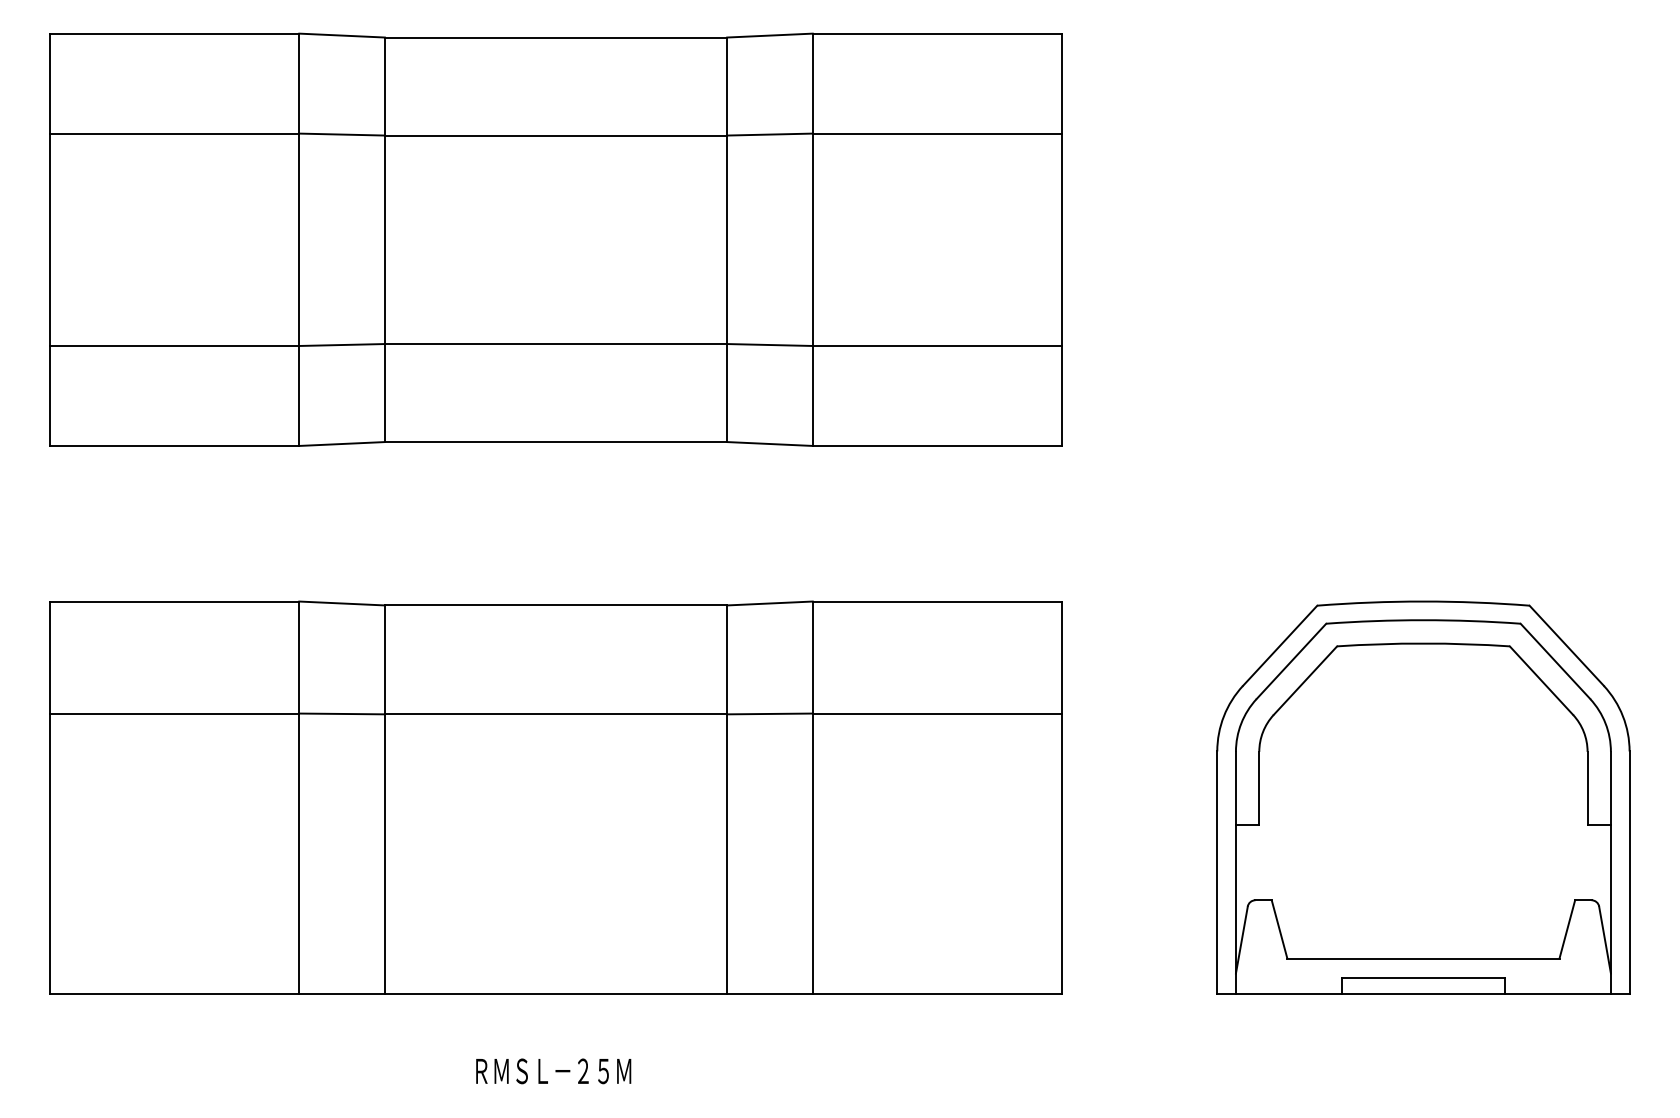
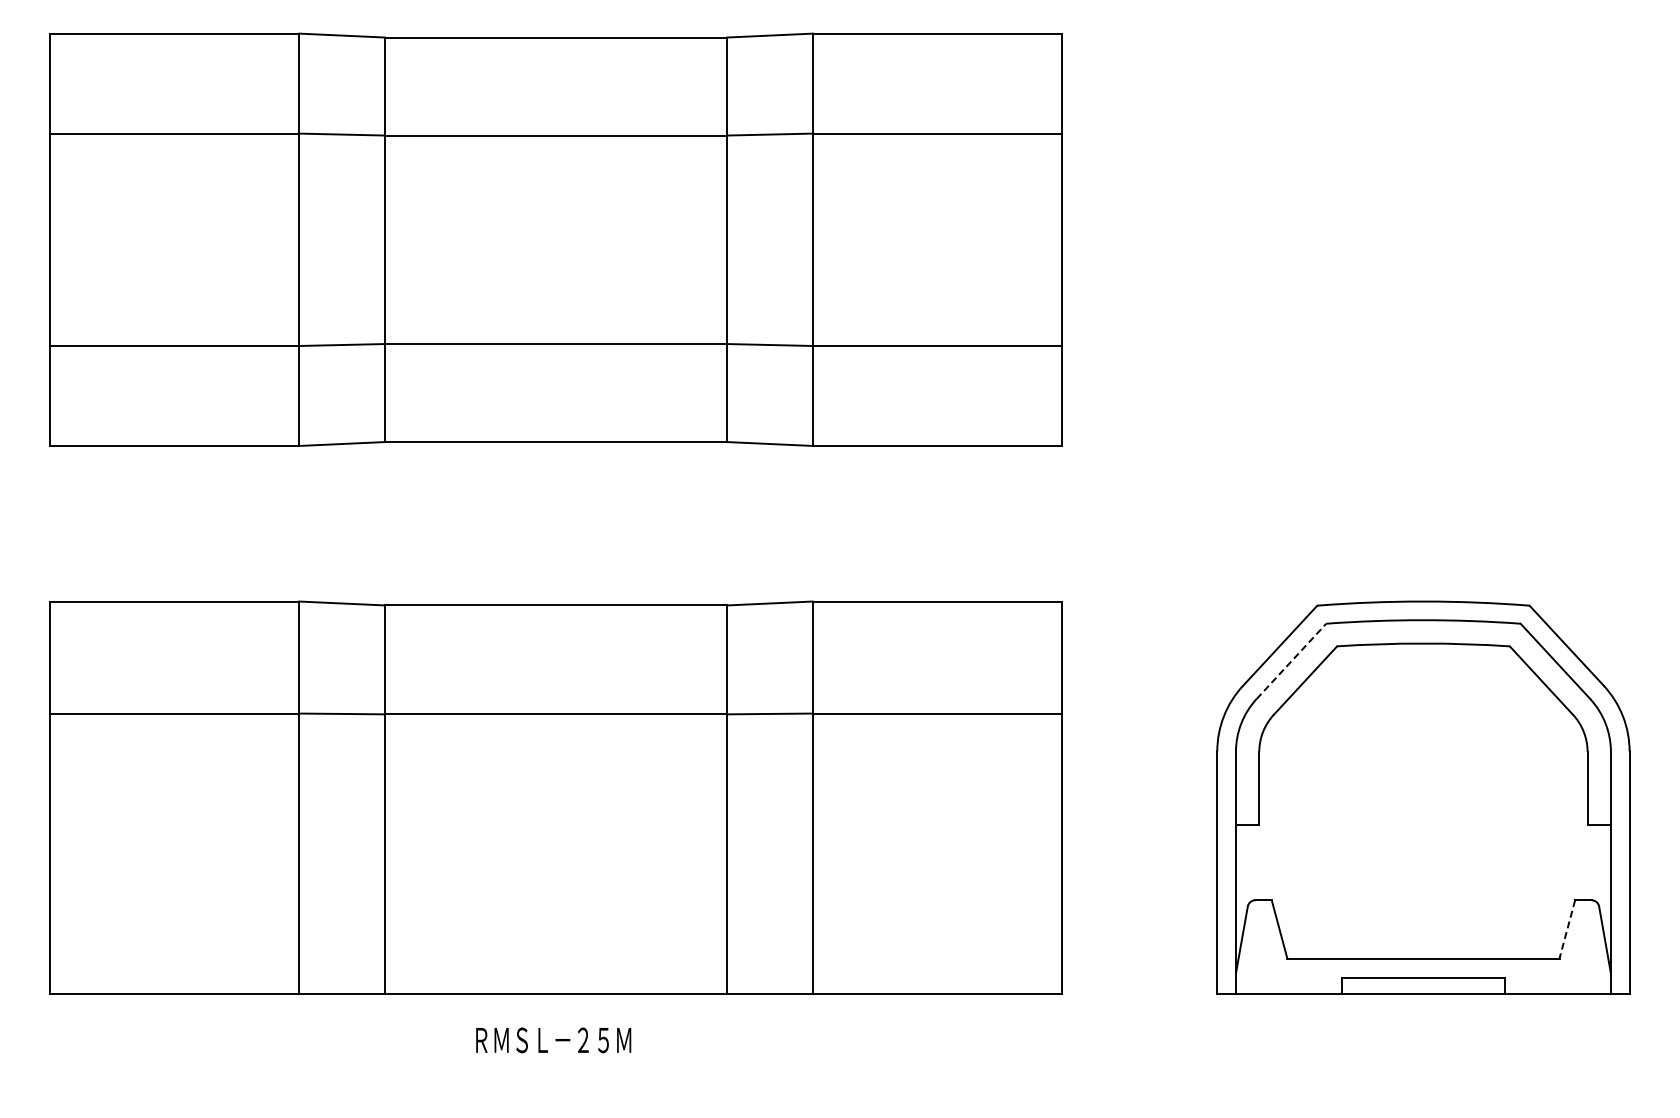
line: solid -> dashed (1291, 661)
line: solid -> dashed (1567, 929)
text position: (553, 1071) -> (553, 1040) (553, 1040)
